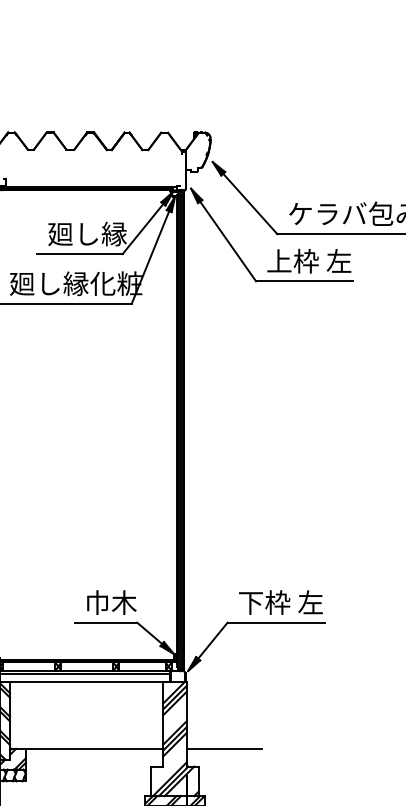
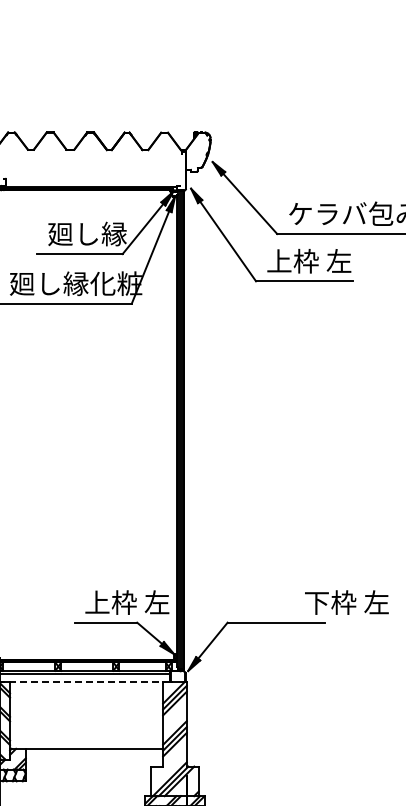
text: 巾木 -> 上枠 左 (127, 602)
text position: (280, 602) -> (346, 602) (346, 602)
line: solid -> dashed (85, 681)
line: present -> none (224, 748)
